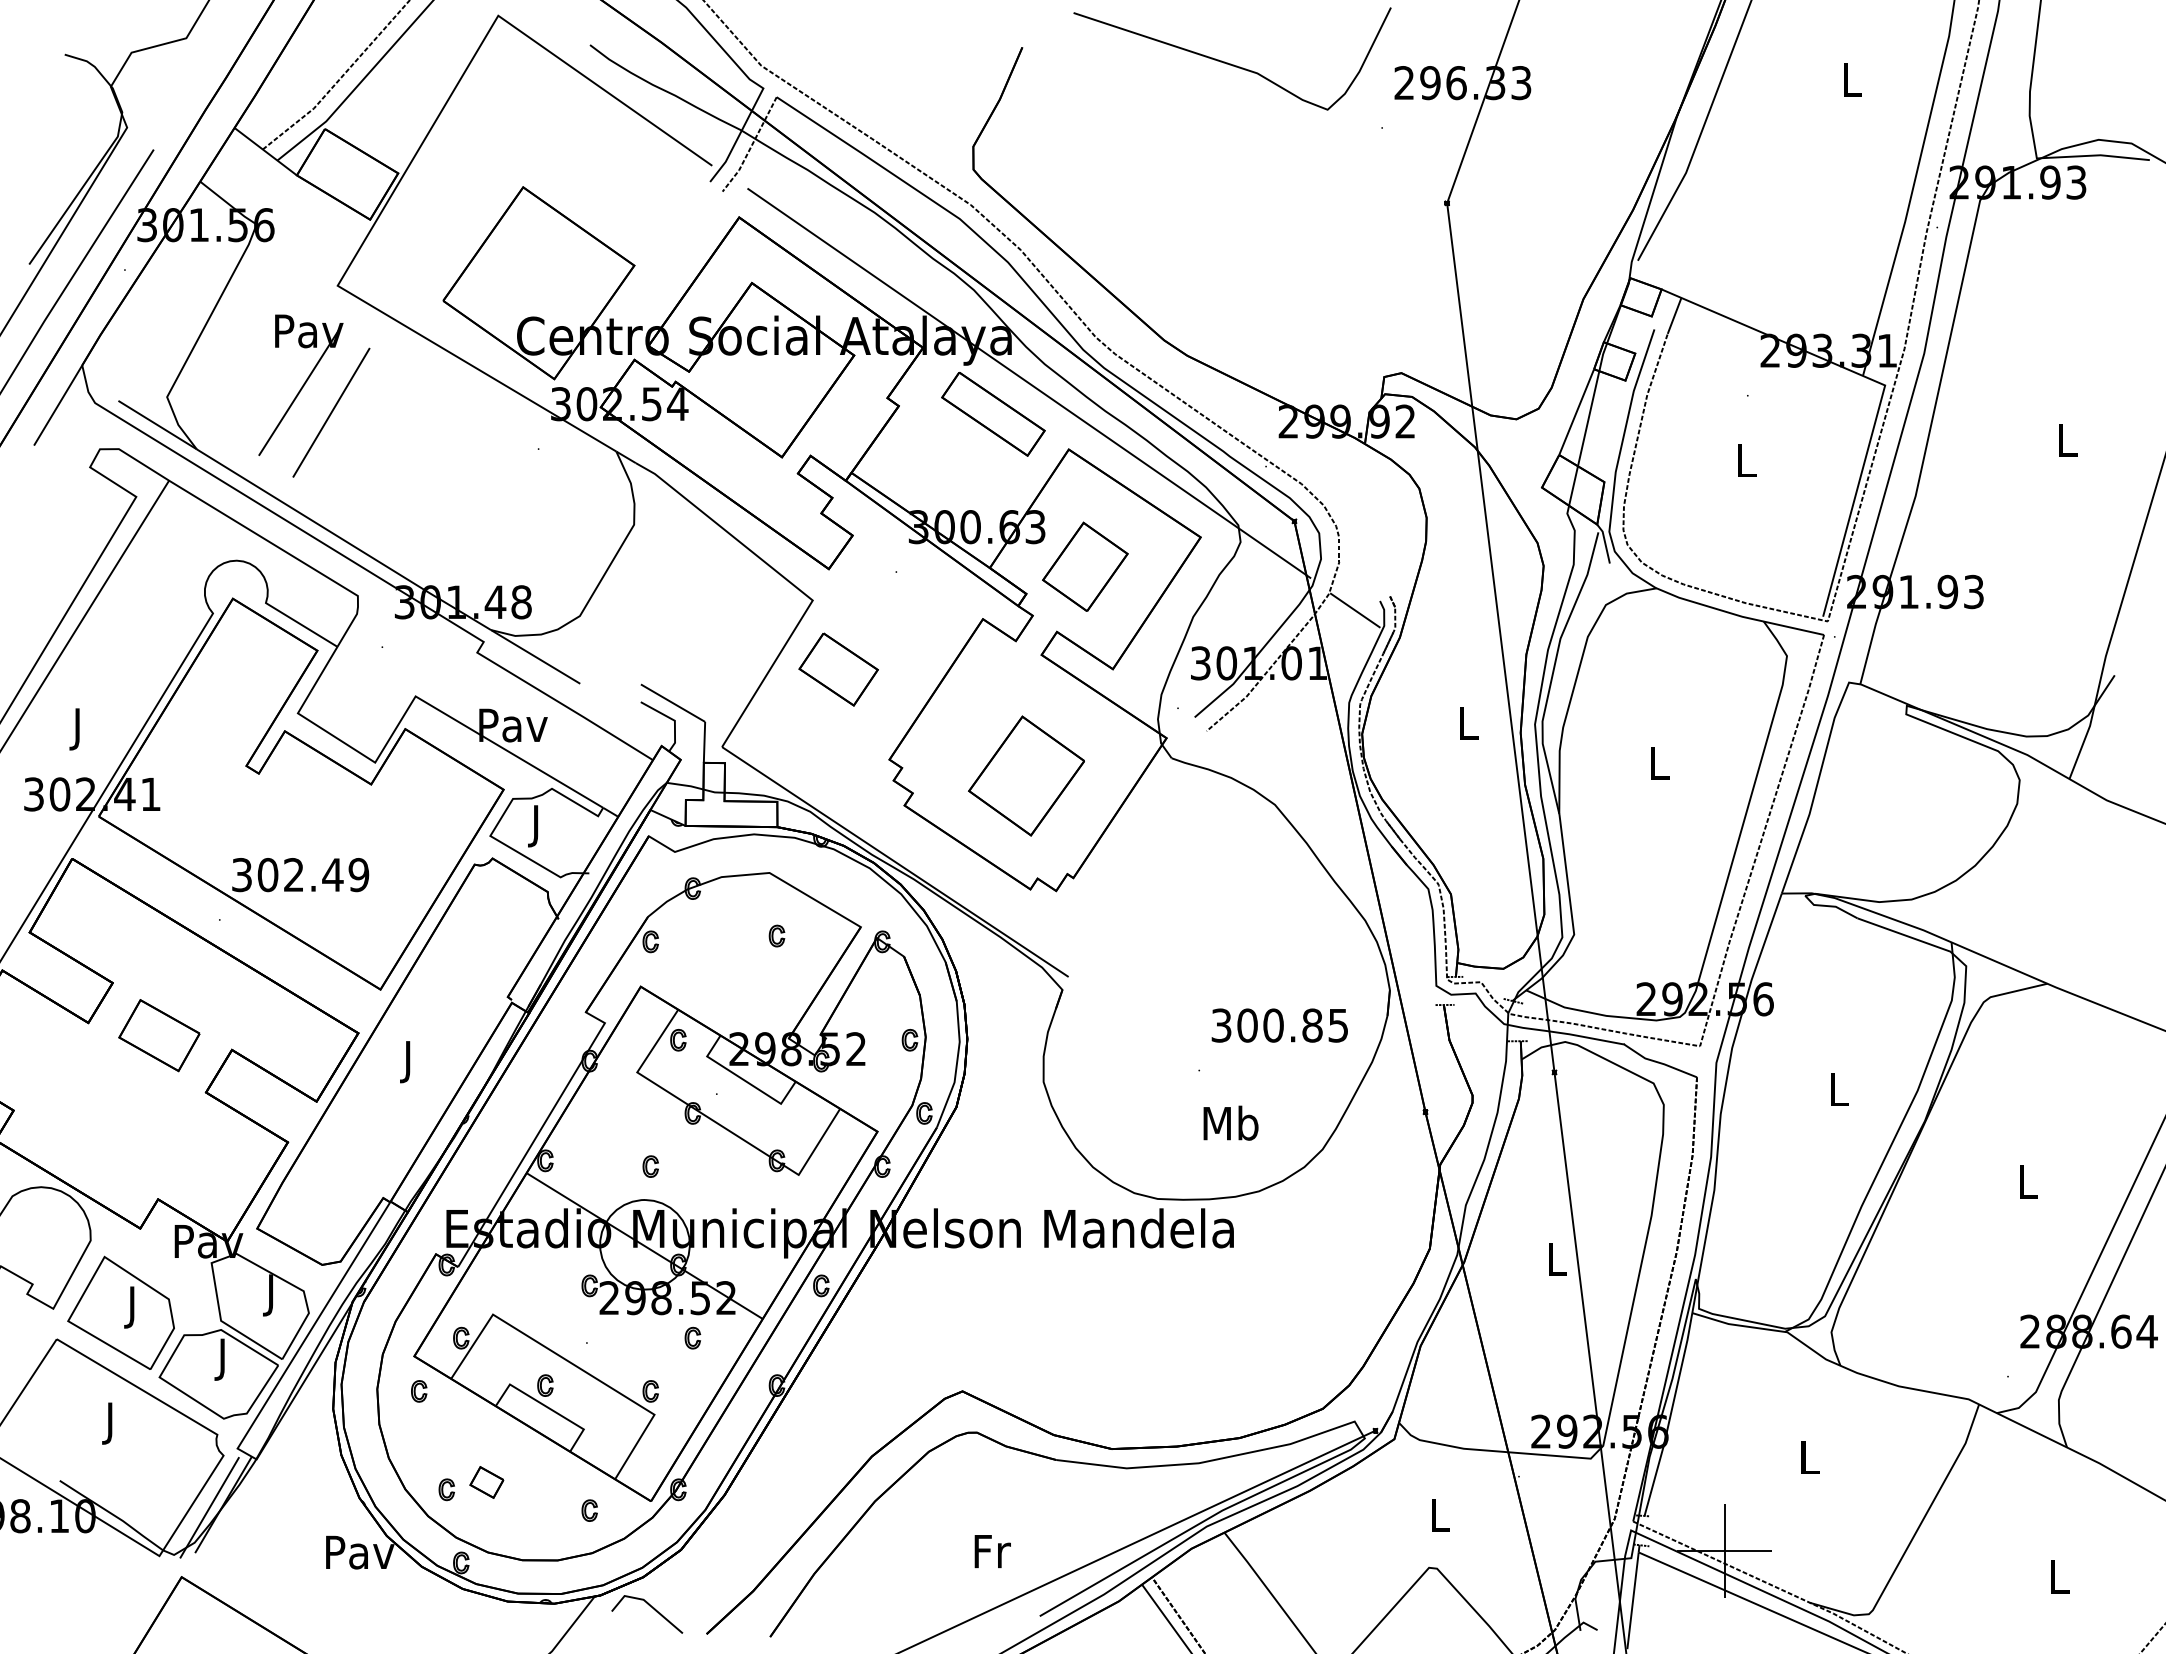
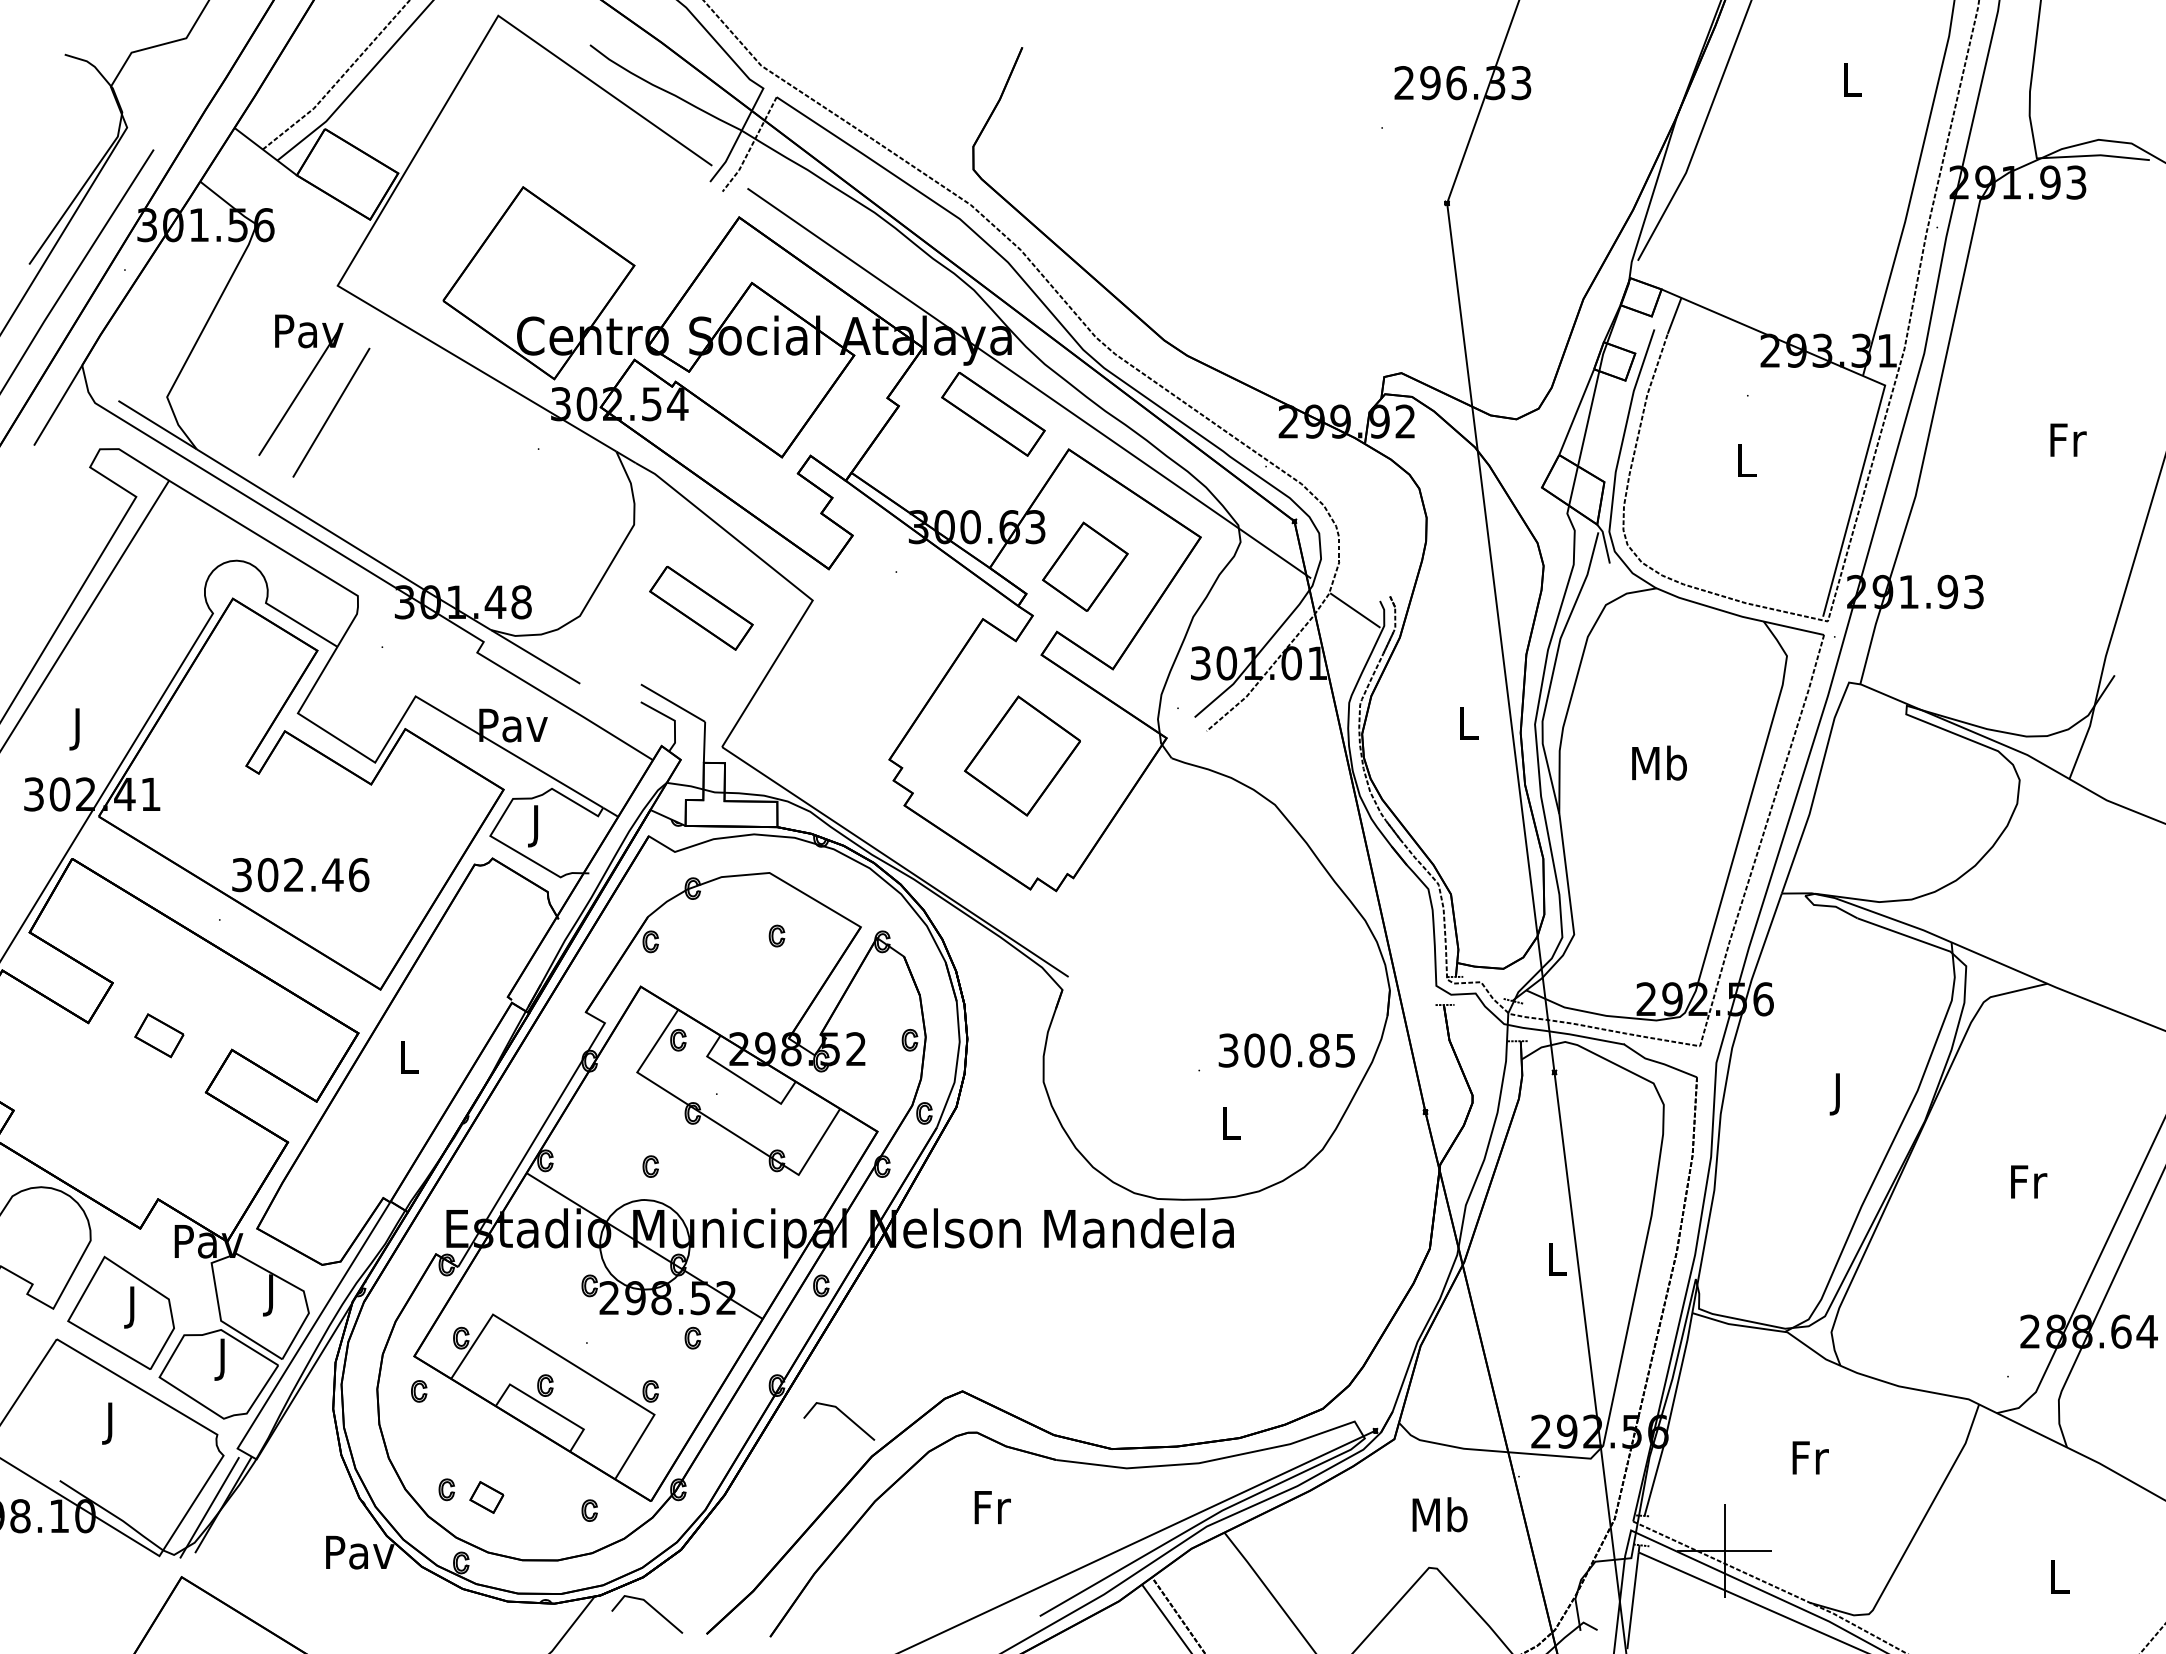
curve: present -> none (1231, 63)
text: L -> Fr (2068, 439)
part: none -> present (701, 608)
part: present -> none (838, 669)
text: L -> Mb (1659, 762)
part position: (1026, 775) -> (1022, 755) (1022, 755)
text: 302.49 -> 302.46 (358, 875)
text position: (1279, 1025) -> (1286, 1050) (1286, 1050)
part size: 83x74 px -> 51x46 px (159, 1035)
text: J -> L (409, 1062)
text: L -> J (1838, 1094)
text: Mb -> L (1230, 1122)
text: L -> Fr (2029, 1181)
line: none -> present (844, 1415)
text: L -> Fr (1810, 1457)
part position: (486, 1482) -> (486, 1497) (486, 1497)
text: L -> Mb (1439, 1514)
text position: (992, 1551) -> (992, 1507) (992, 1507)
